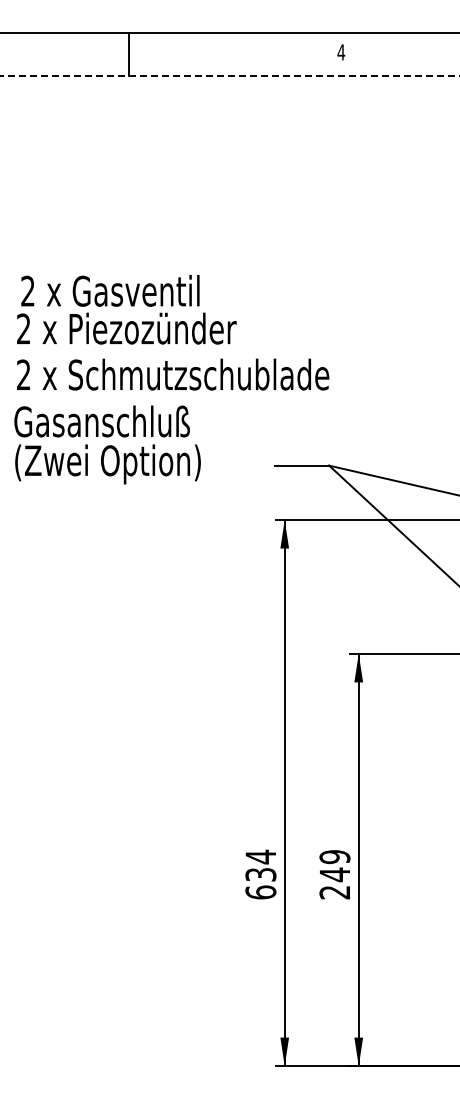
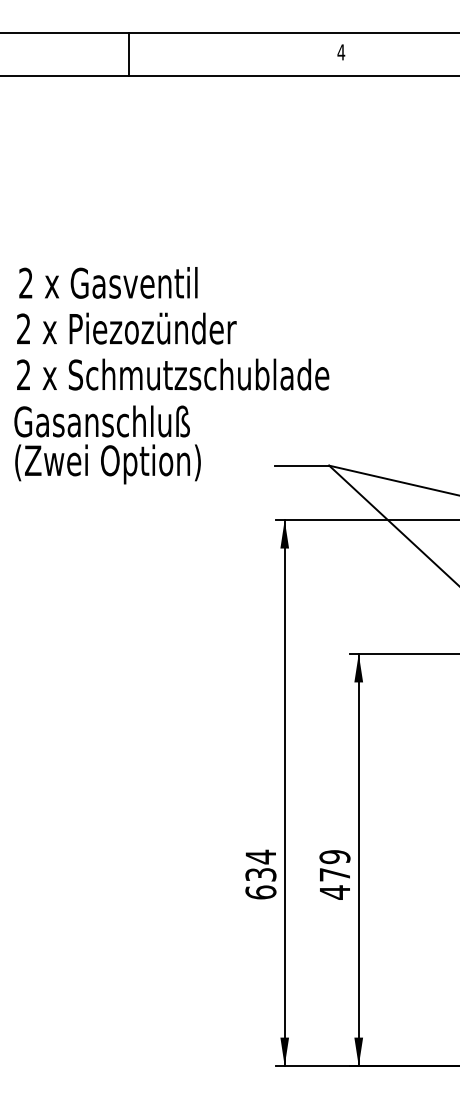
line: dashed -> solid (229, 76)
text position: (110, 290) -> (108, 282) (108, 282)
text: 249 -> 479 (334, 883)
